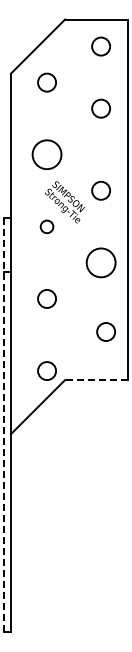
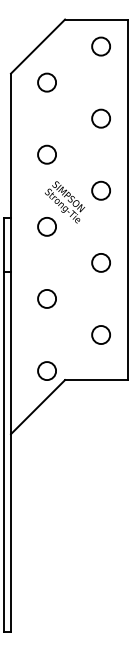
circle position: (100, 108) -> (100, 118) (100, 118)
circle diameter: 29 px -> 18 px (47, 154)
circle size: 16x16 px -> 20x20 px (46, 226)
circle diameter: 29 px -> 18 px (101, 262)
circle position: (105, 331) -> (100, 334) (100, 334)
line: dashed -> solid (96, 380)
line: dashed -> solid (3, 425)
